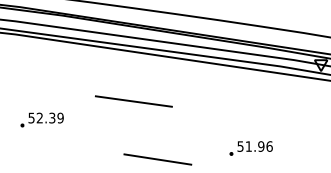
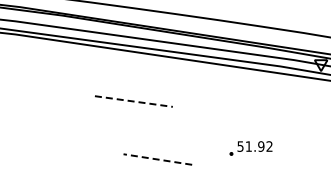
line: solid -> dashed (134, 101)
part: present -> none (41, 119)
text: 51.96 -> 51.92 (269, 146)
line: solid -> dashed (157, 159)
